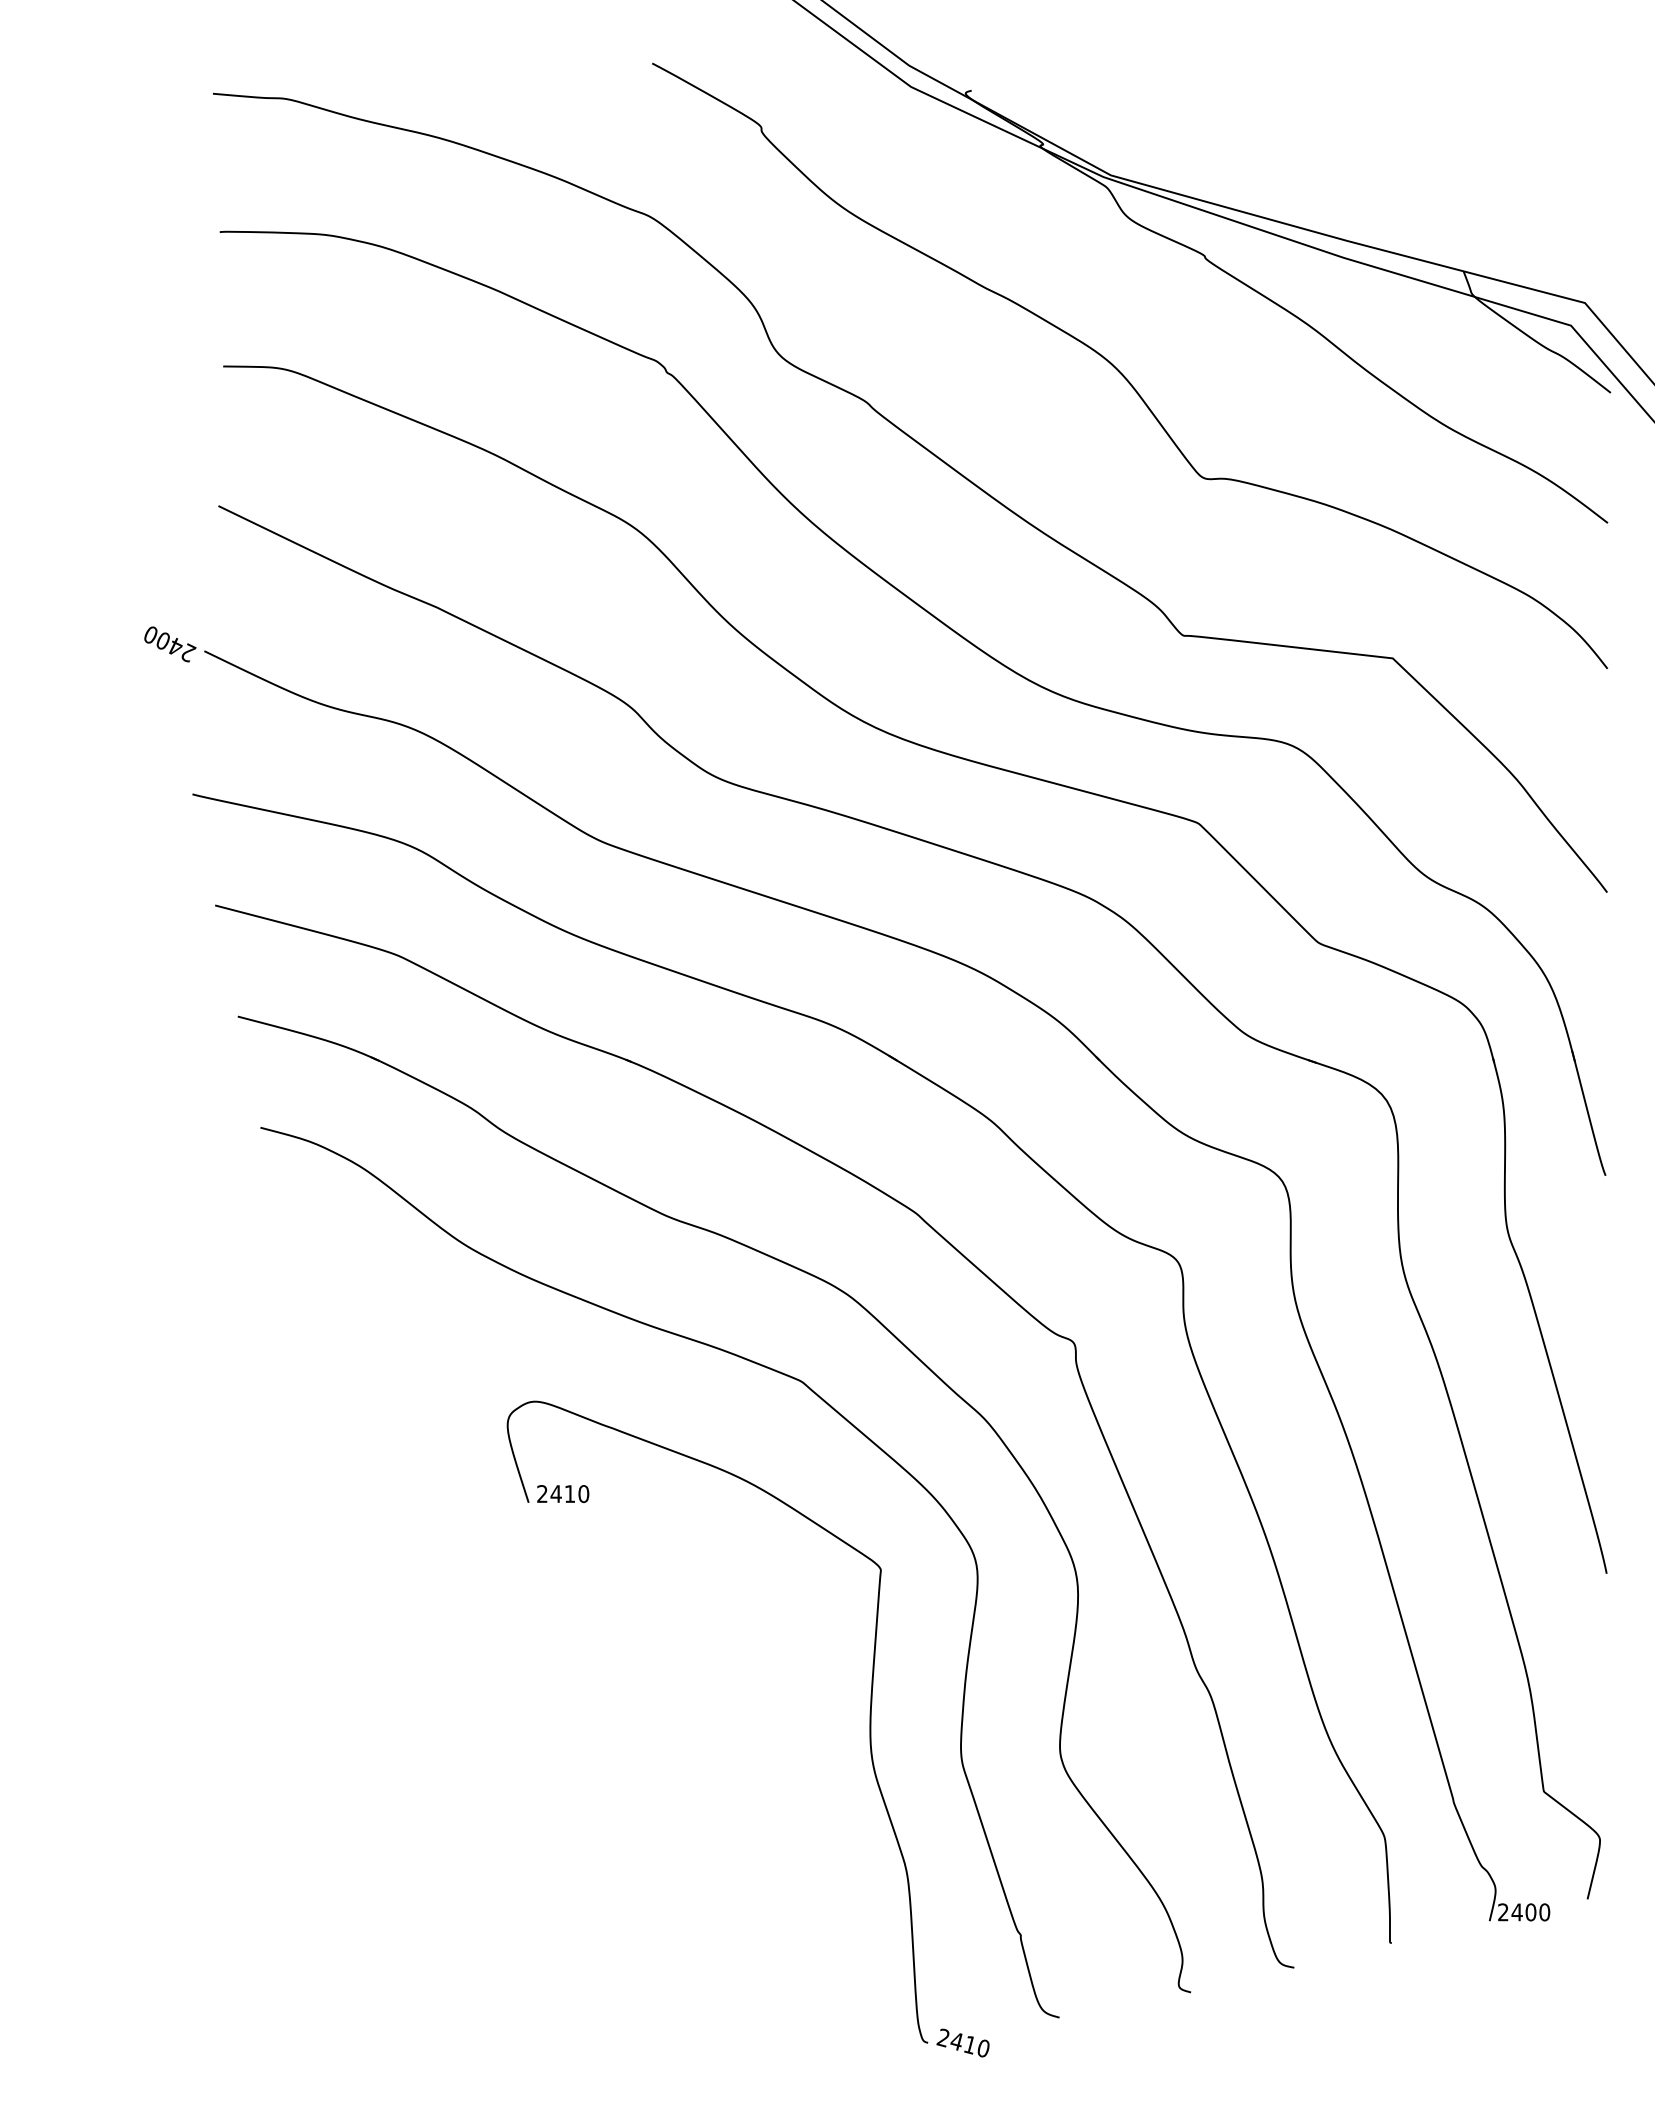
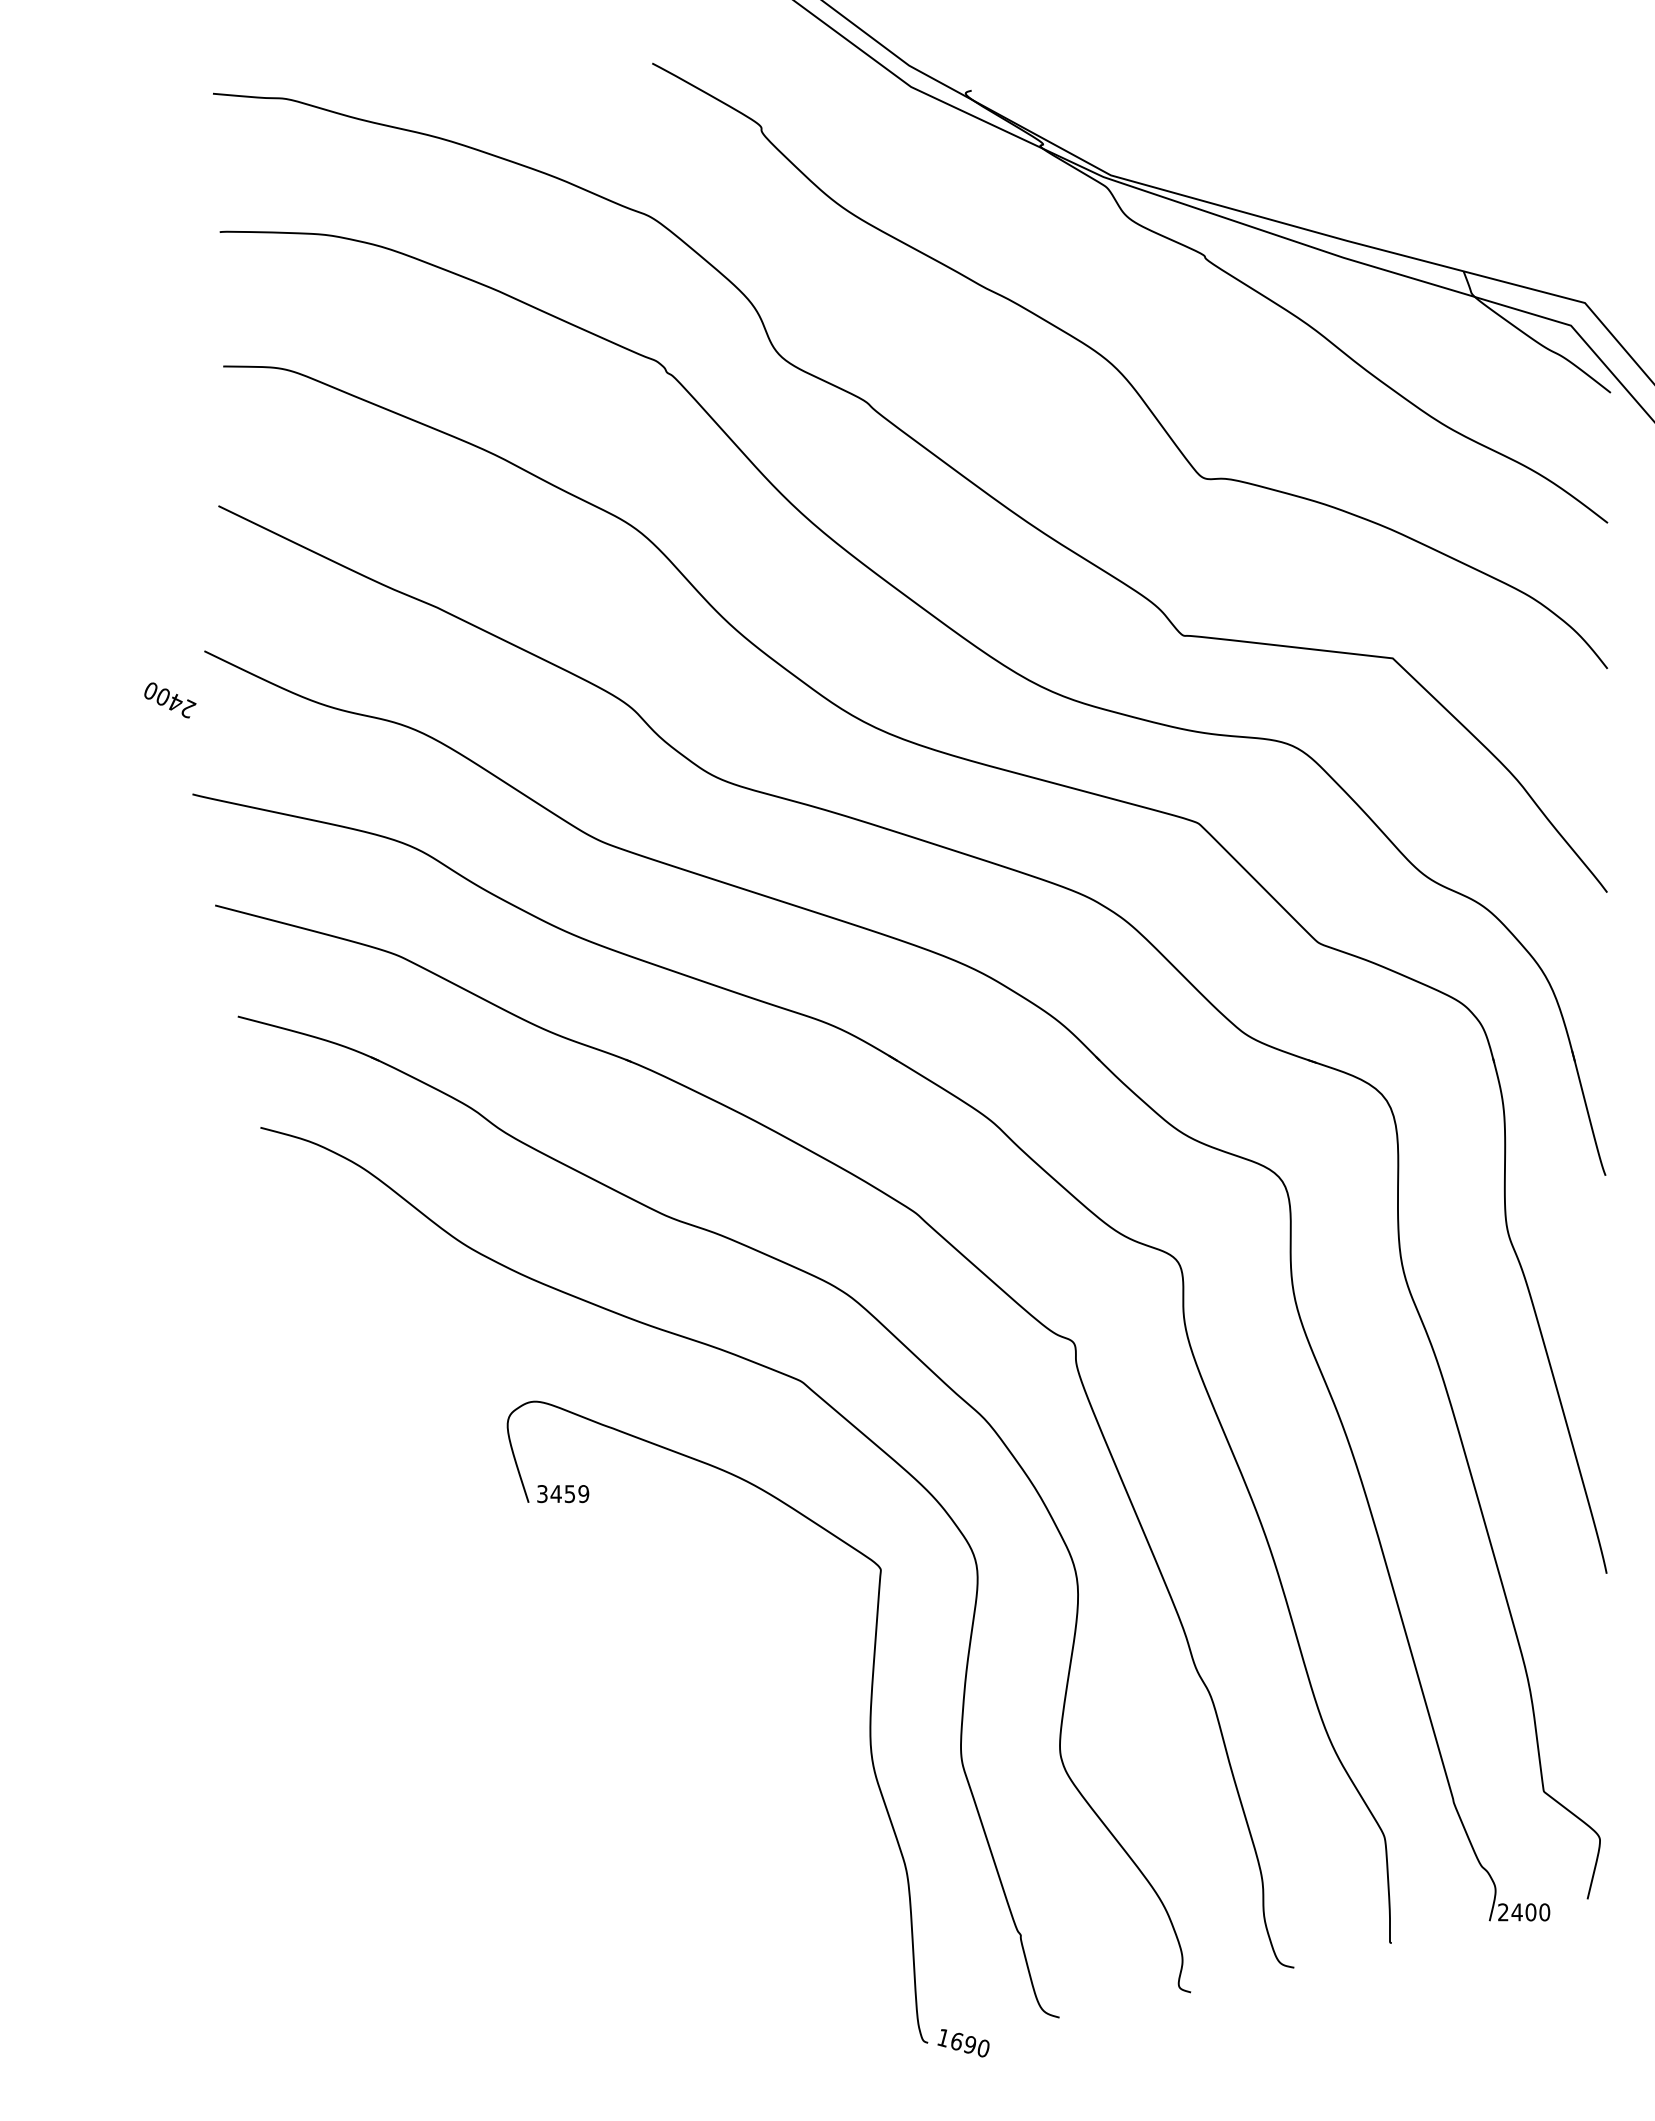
text position: (170, 644) -> (170, 700) (170, 700)
text: 2410 -> 3459 (563, 1494)
text: 2410 -> 1690 (956, 2041)
